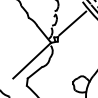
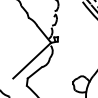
line: present -> none (72, 23)
